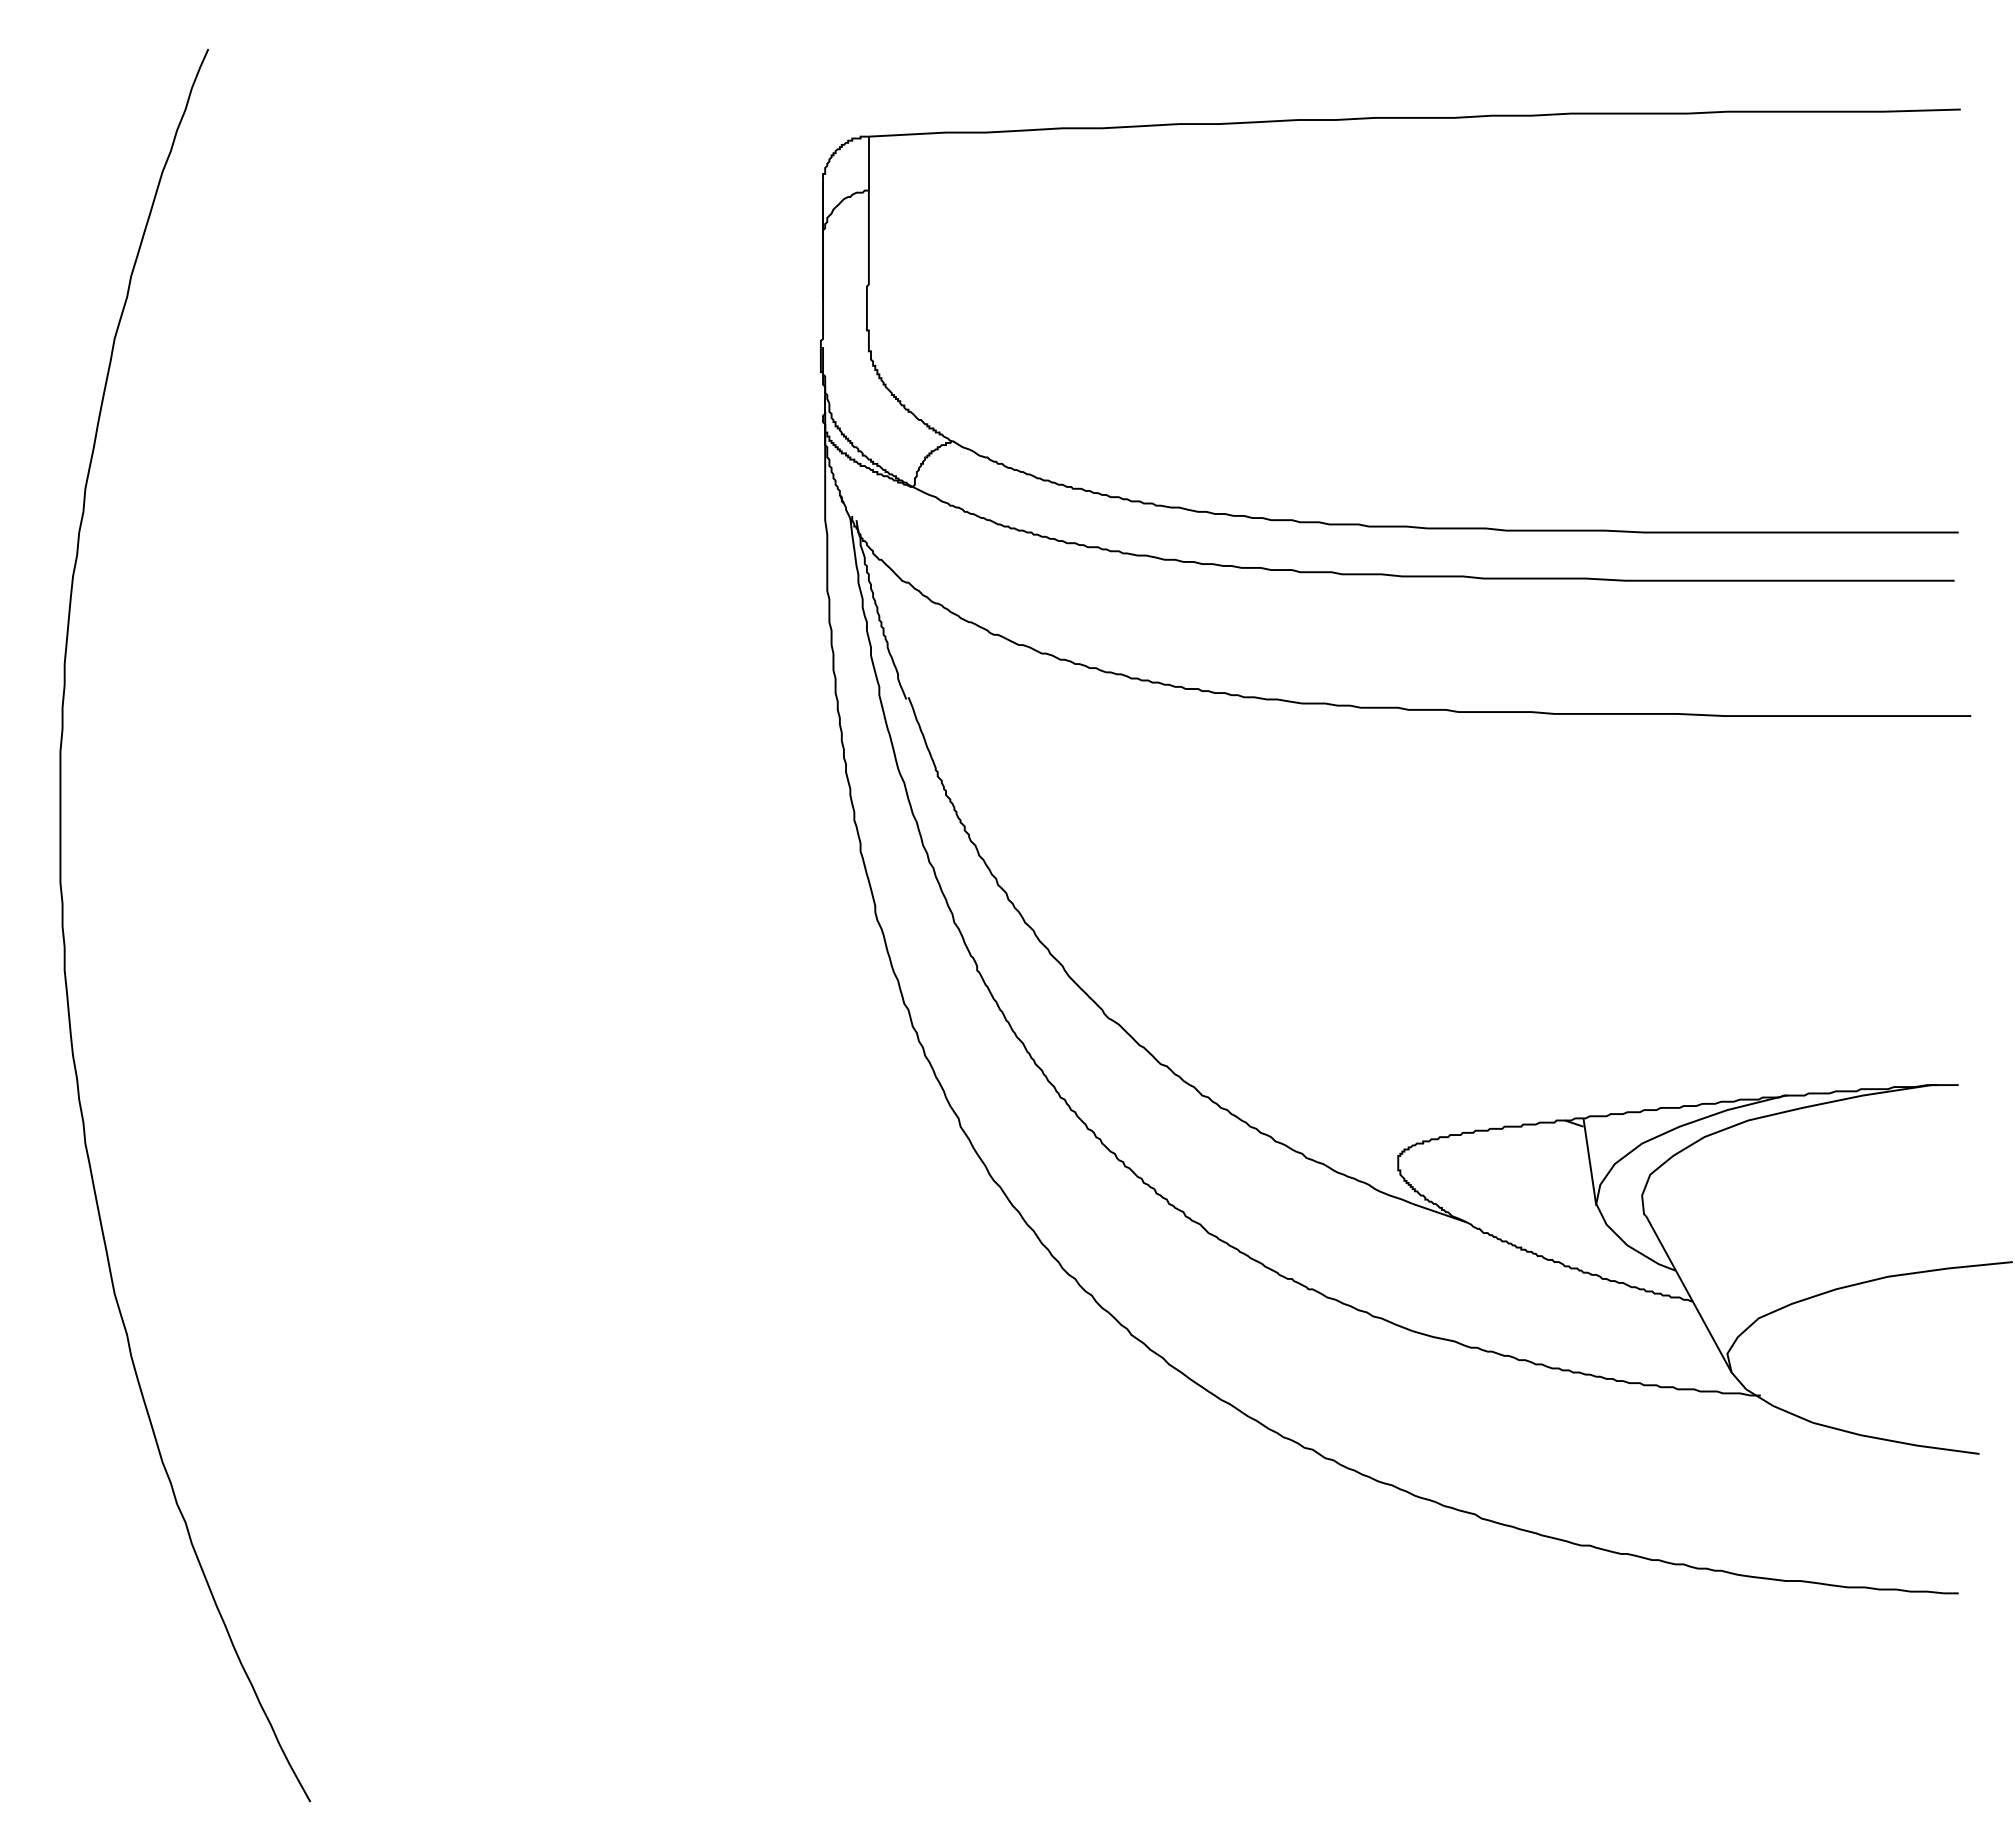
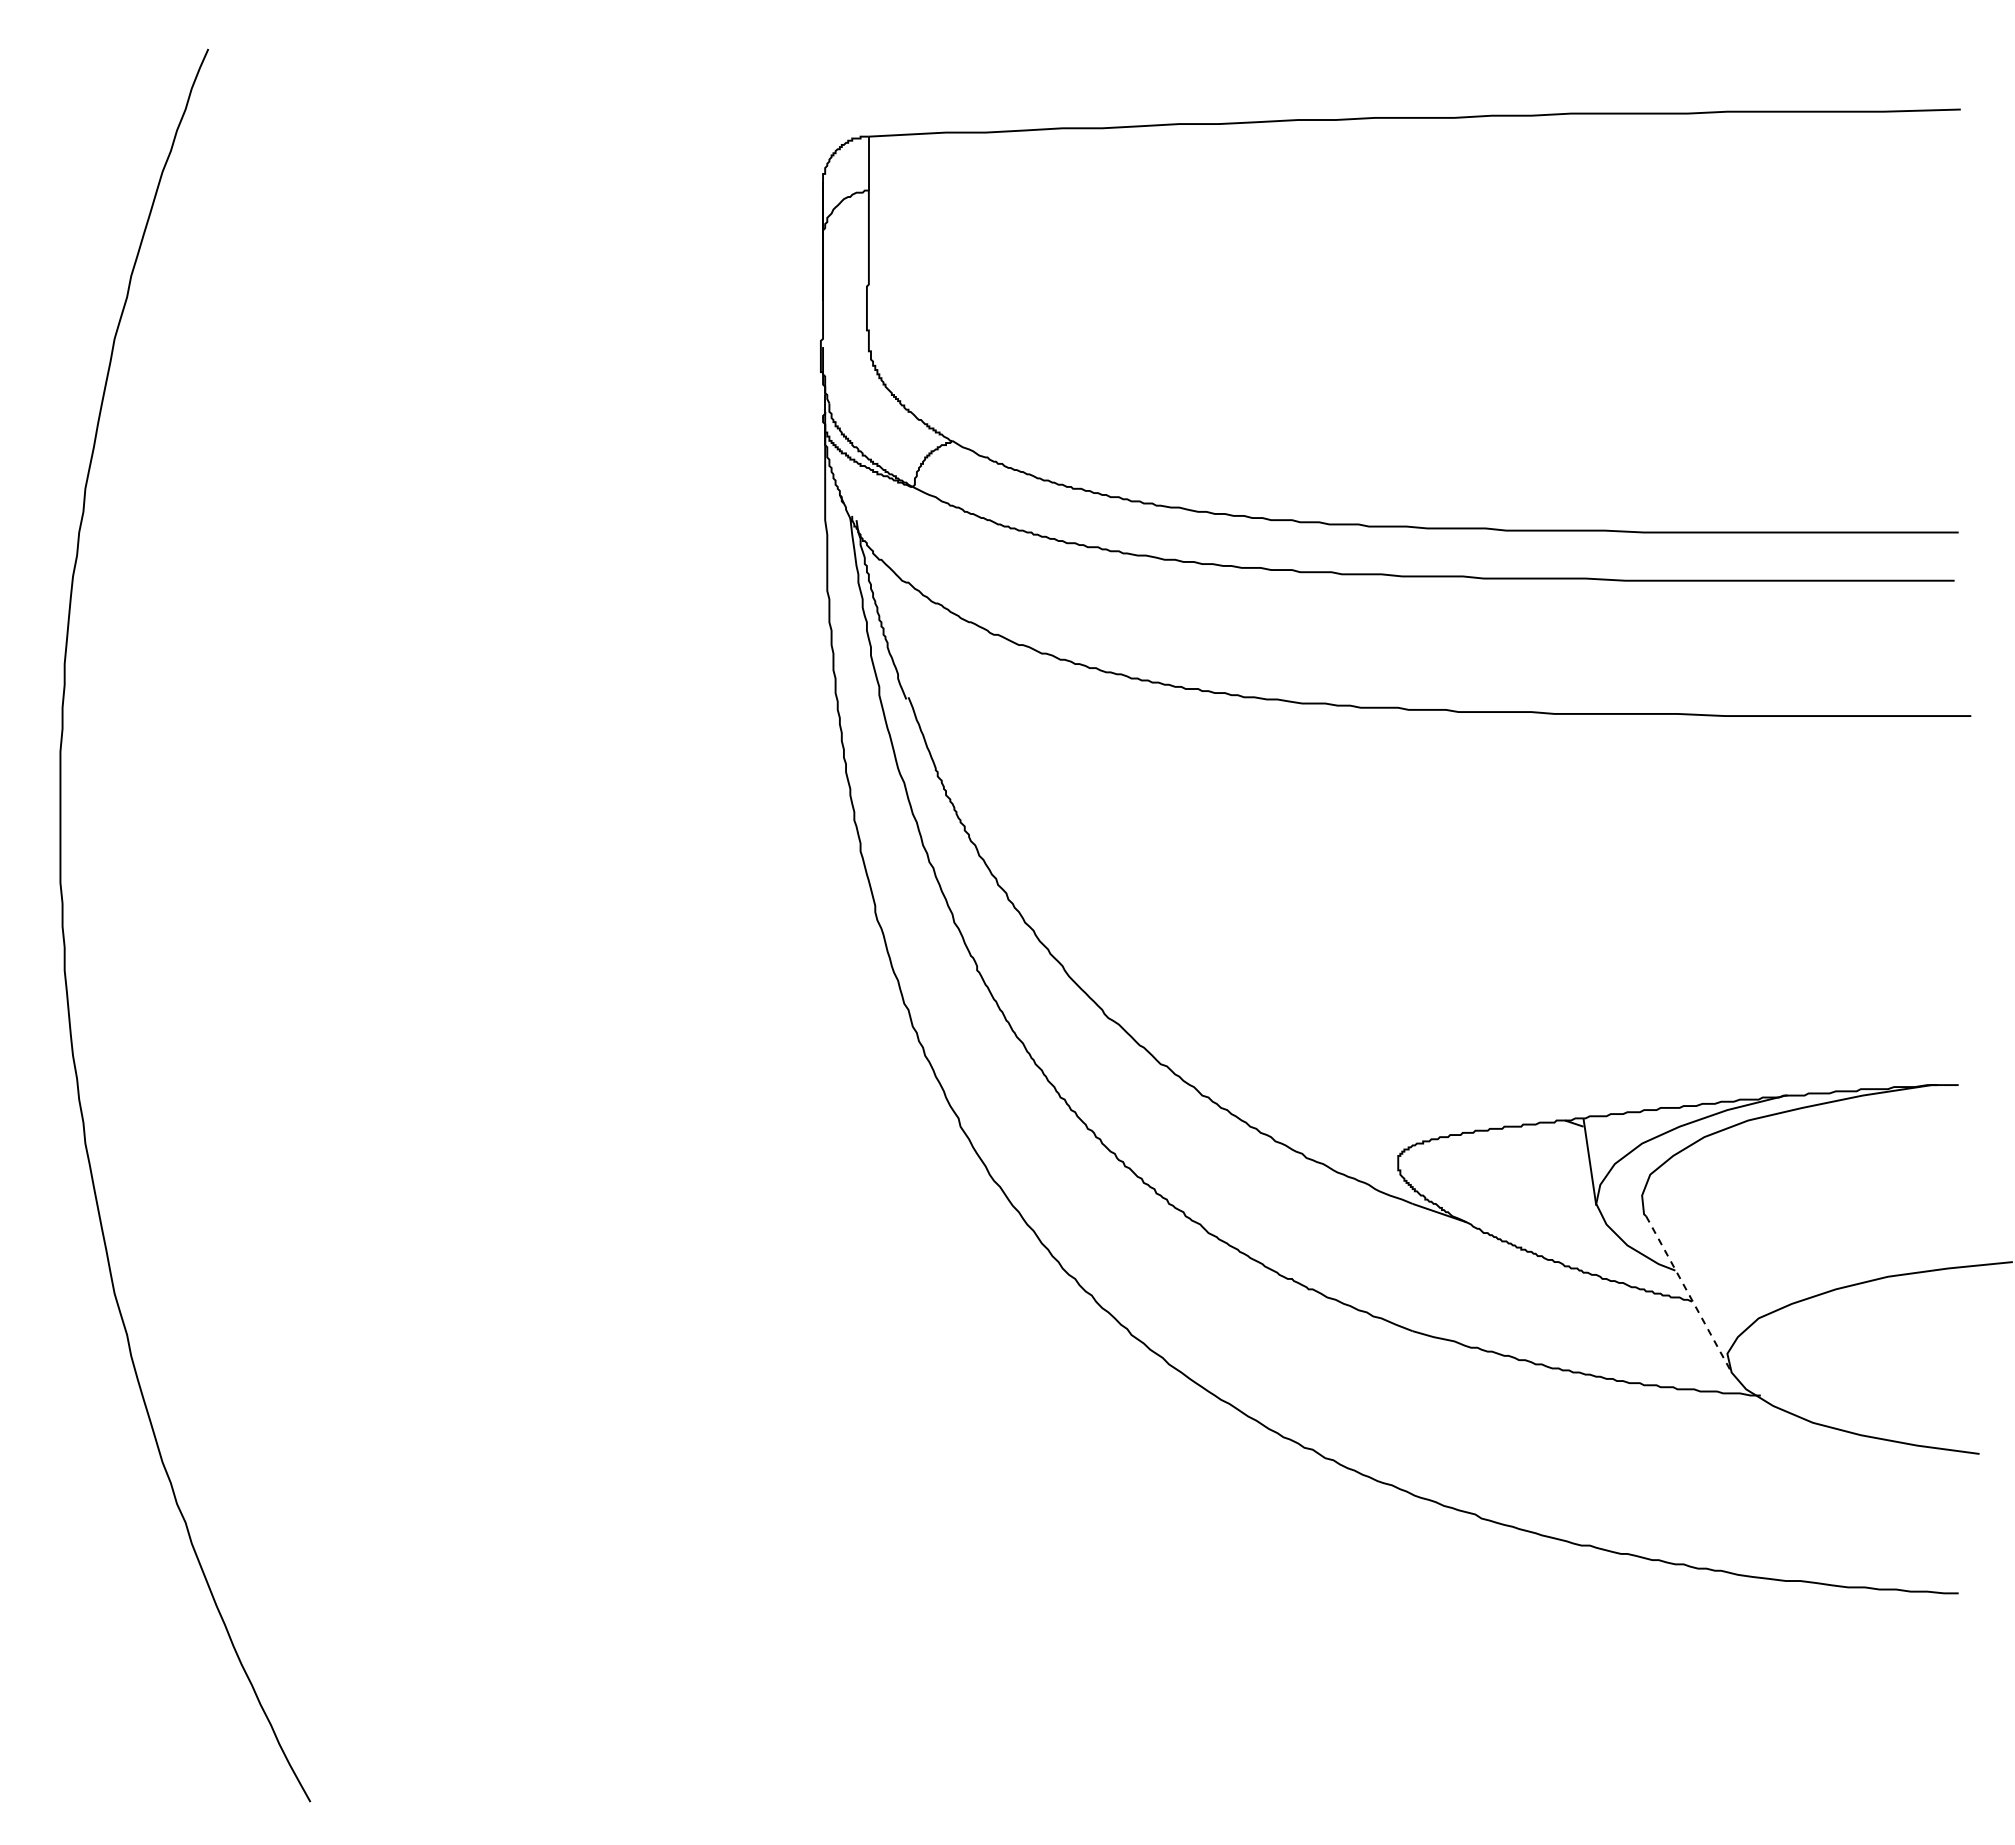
line: solid -> dashed (1689, 1294)
